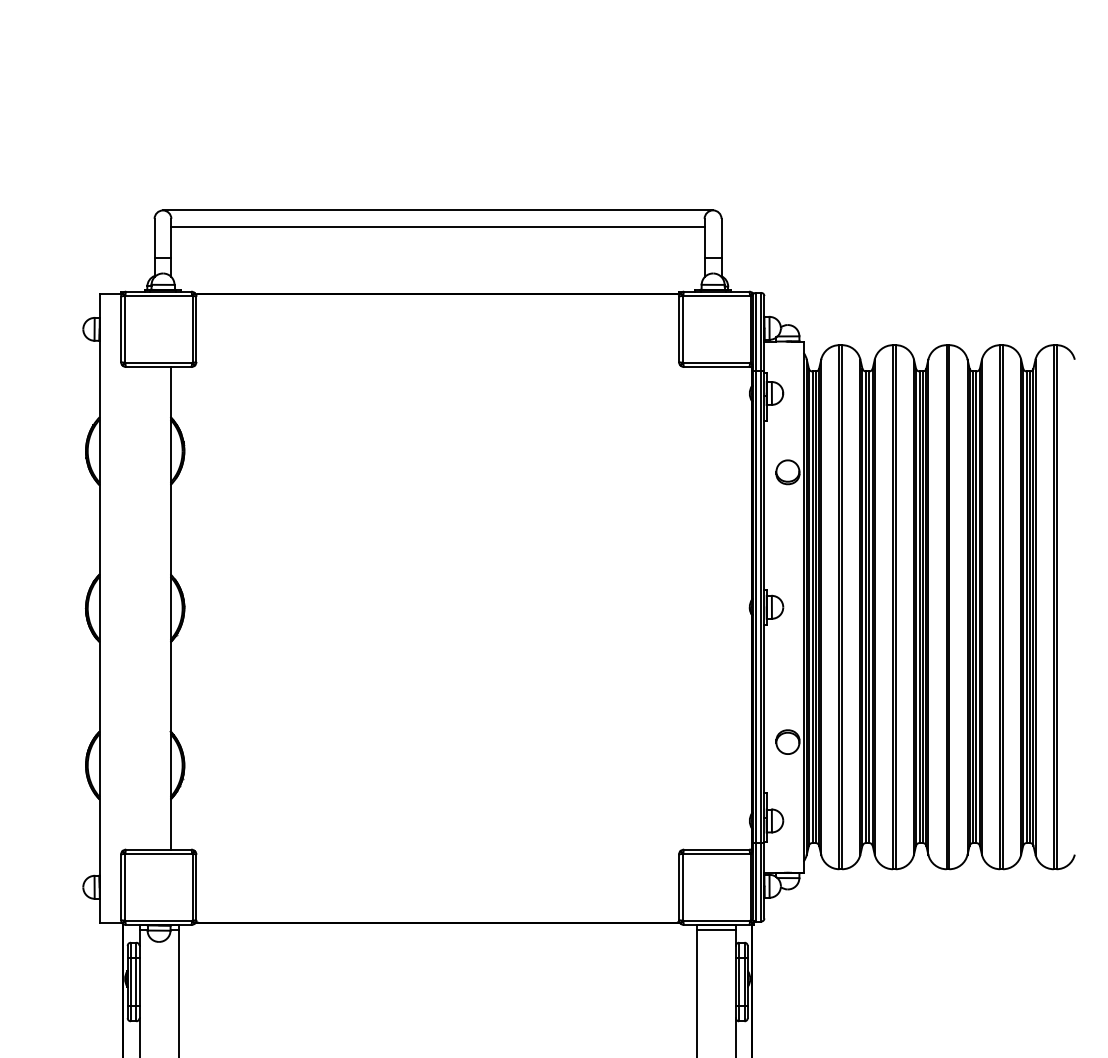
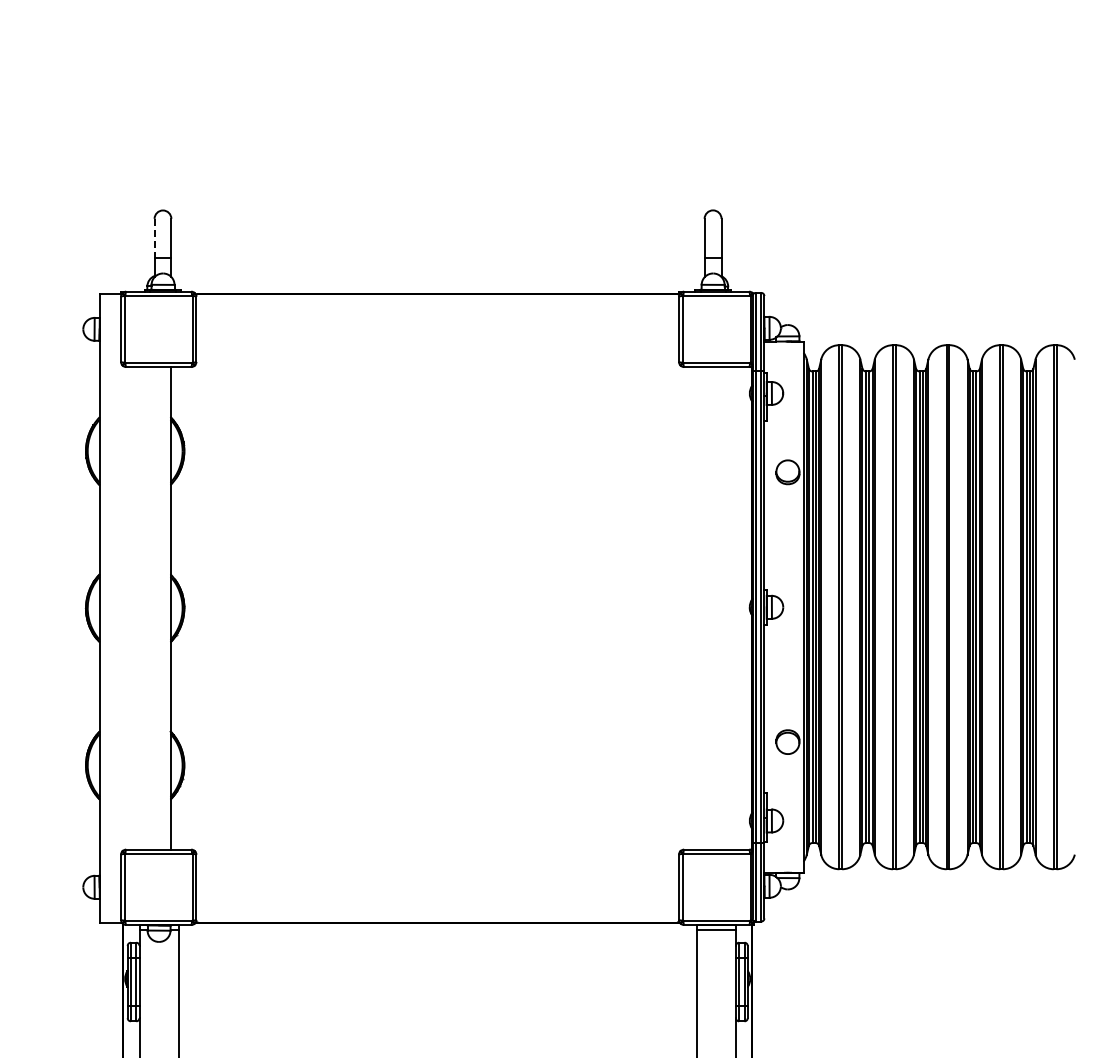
line: present -> none (437, 210)
line: present -> none (437, 227)
line: solid -> dashed (154, 238)
